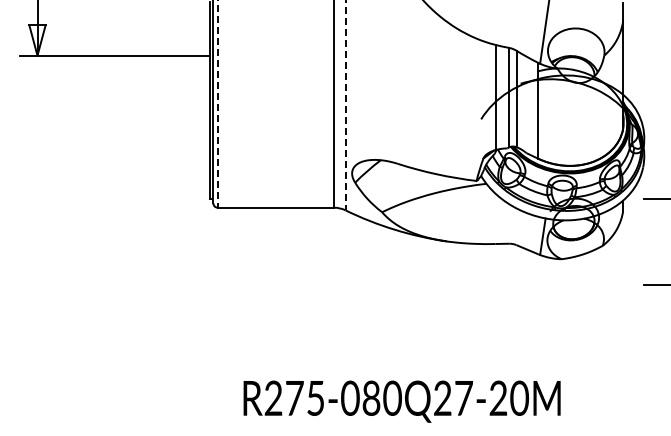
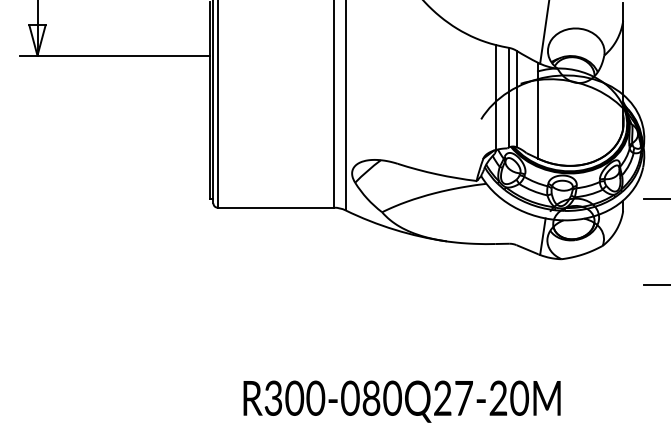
line: dashed -> solid (217, 103)
line: dashed -> solid (345, 105)
text: R275-080Q27-20M -> R300-080Q27-20M (294, 397)
